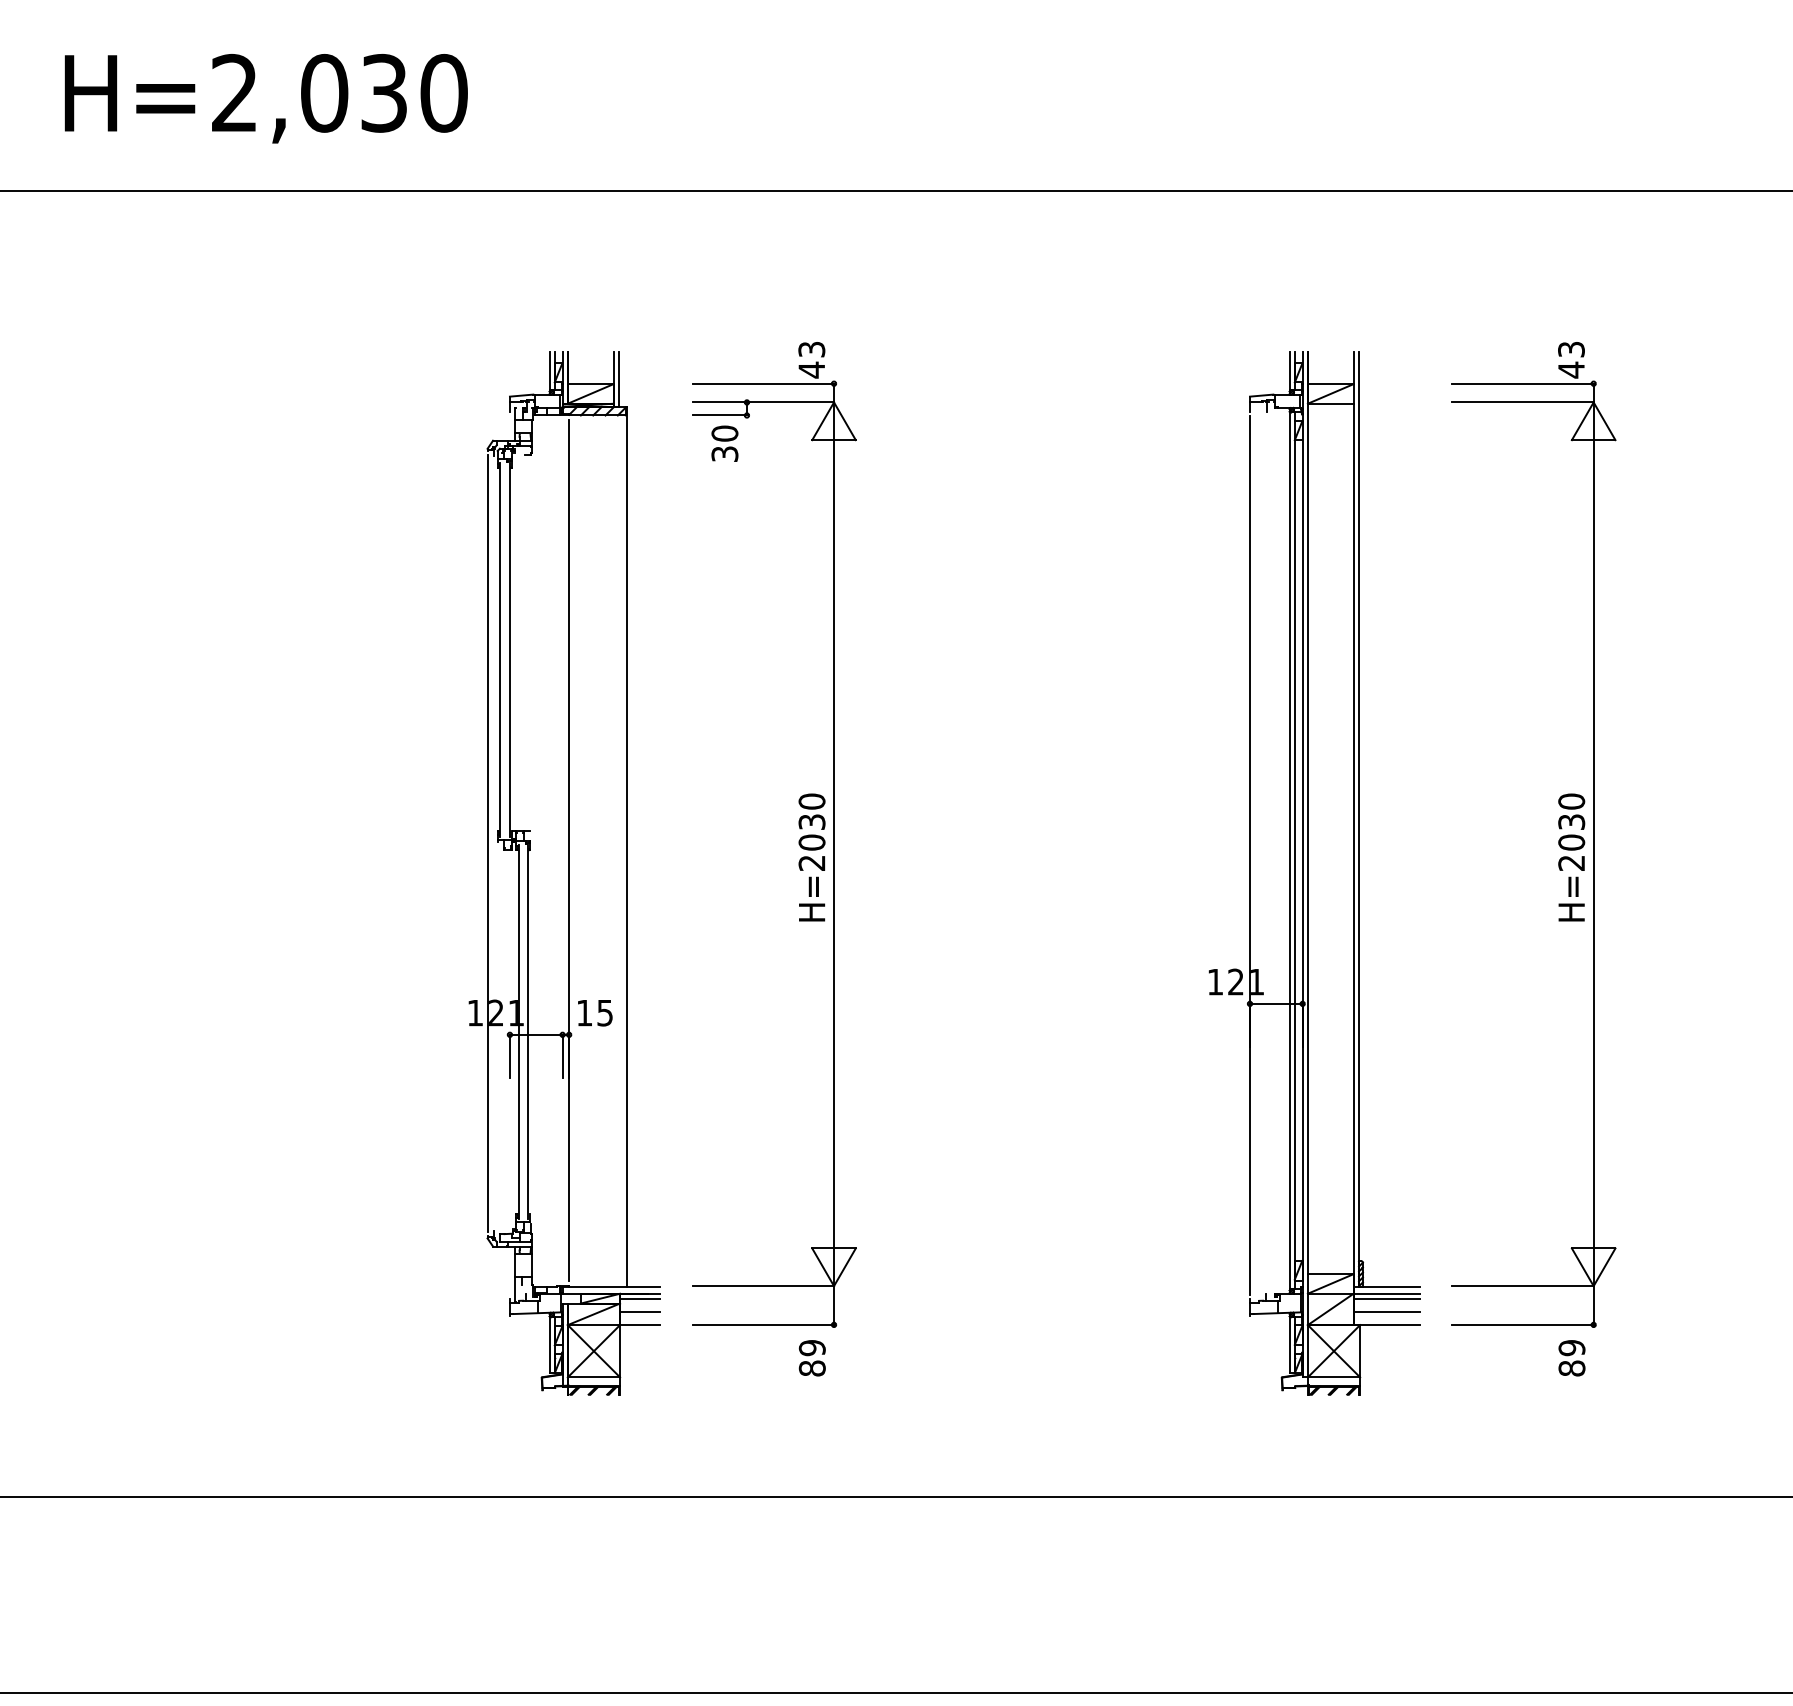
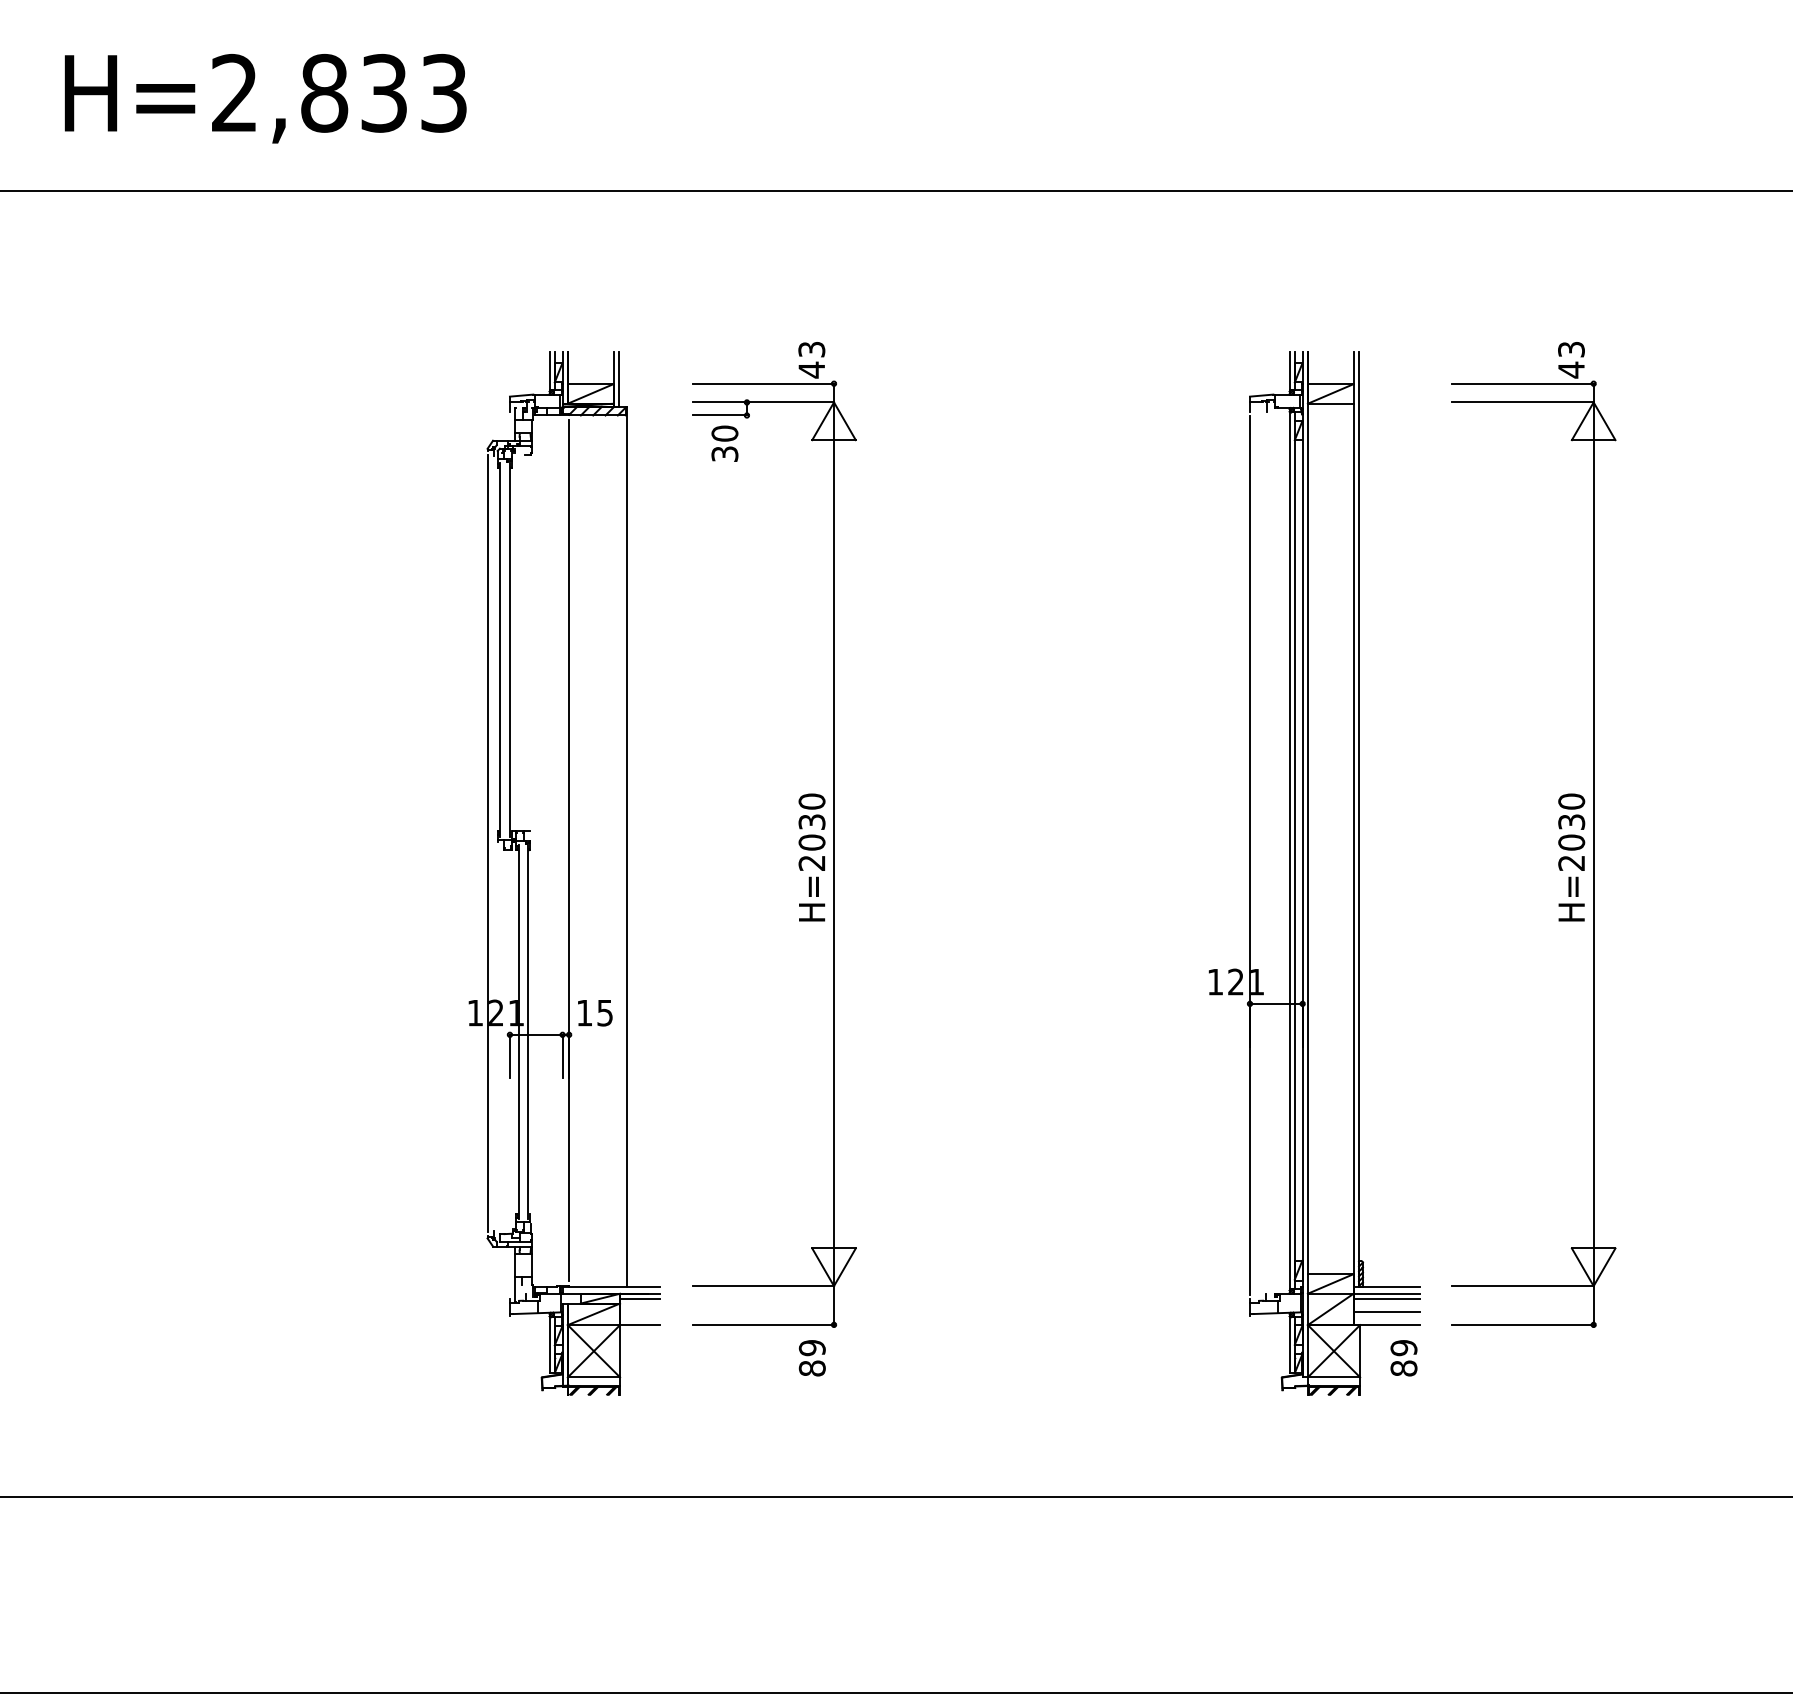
text: H=2,030 -> H=2,833 (384, 93)
line: present -> none (639, 1312)
text position: (1571, 1358) -> (1403, 1358) (1403, 1358)
